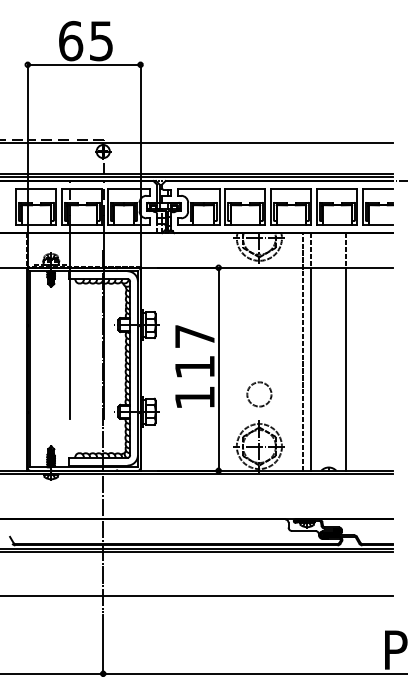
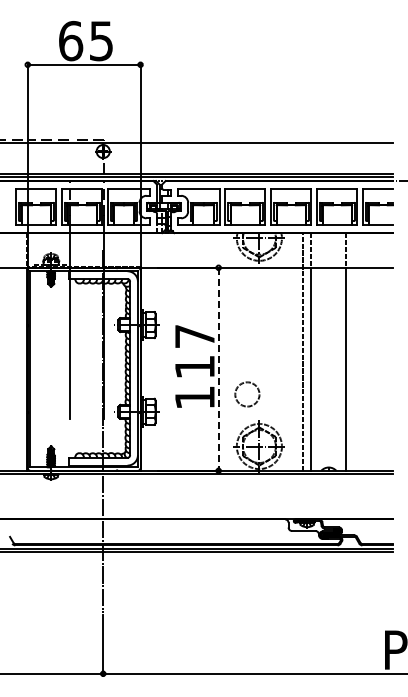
line: solid -> dashed (218, 369)
circle position: (259, 394) -> (247, 394) (247, 394)
line: present -> none (197, 595)
